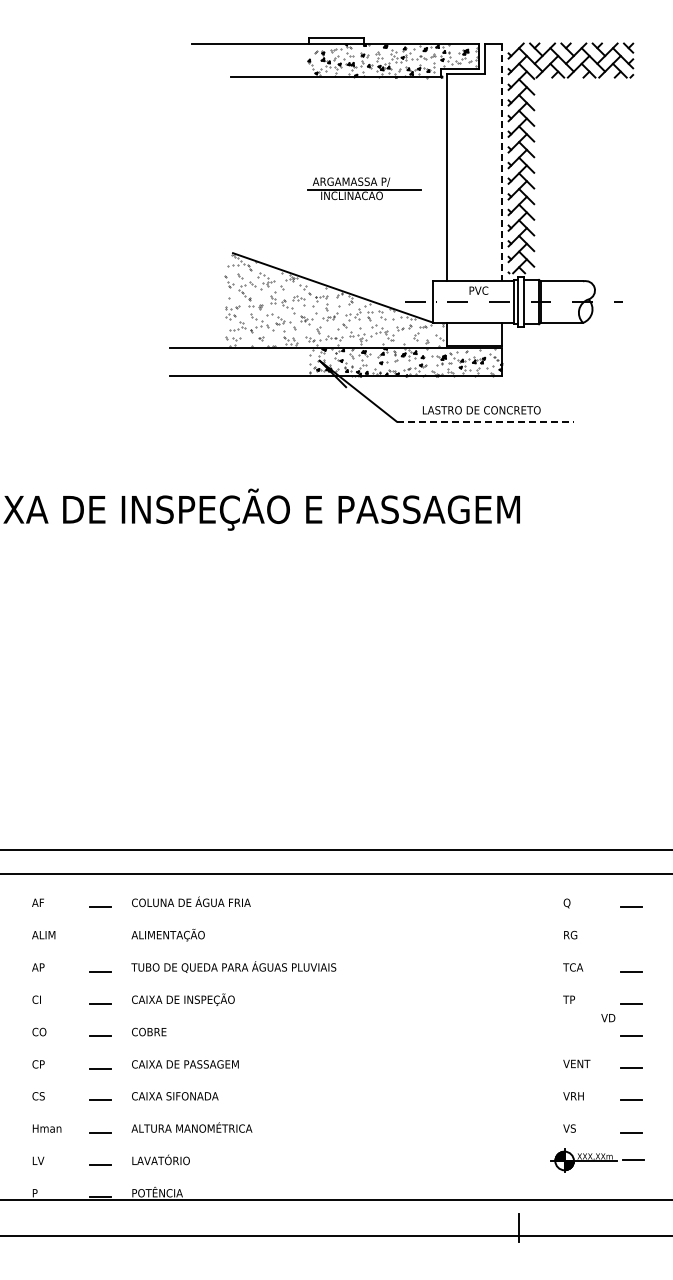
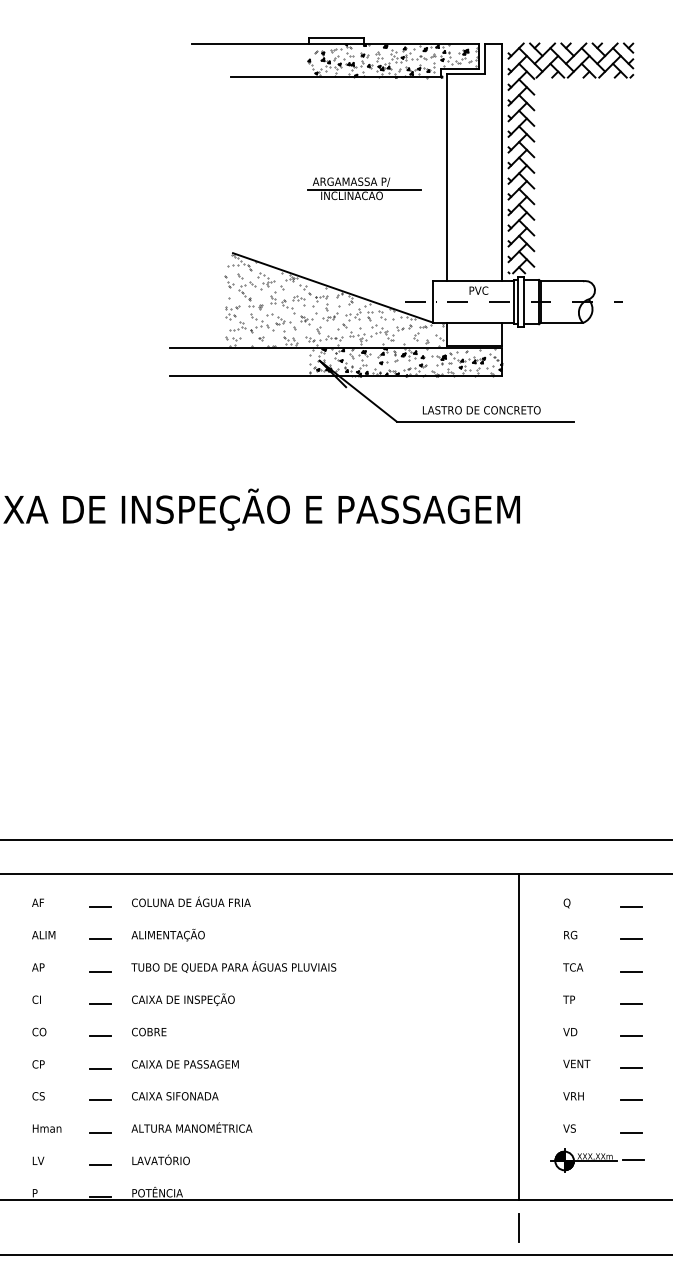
line: dashed -> solid (502, 162)
line: dashed -> solid (485, 421)
line position: (335, 850) -> (335, 840) (335, 840)
line: none -> present (100, 938)
line: none -> present (631, 938)
text position: (608, 1018) -> (570, 1032) (570, 1032)
line: none -> present (519, 1036)
line position: (335, 1236) -> (335, 1255) (335, 1255)
